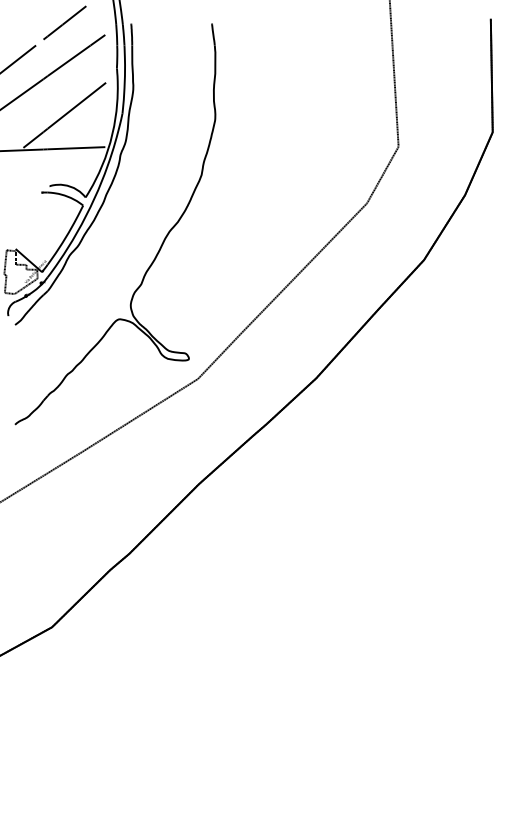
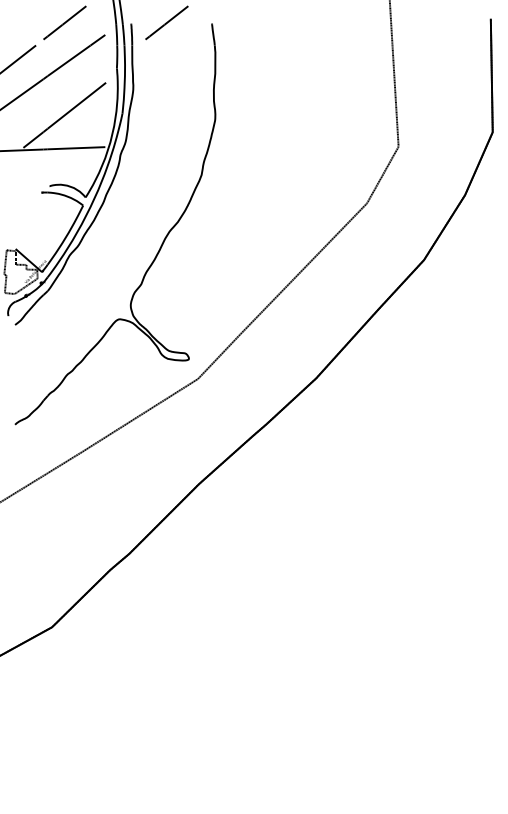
line: none -> present (166, 22)
